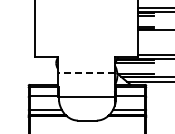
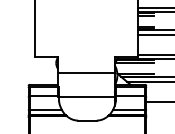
line: none -> present (154, 35)
line: dashed -> solid (86, 72)
line: none -> present (158, 101)
